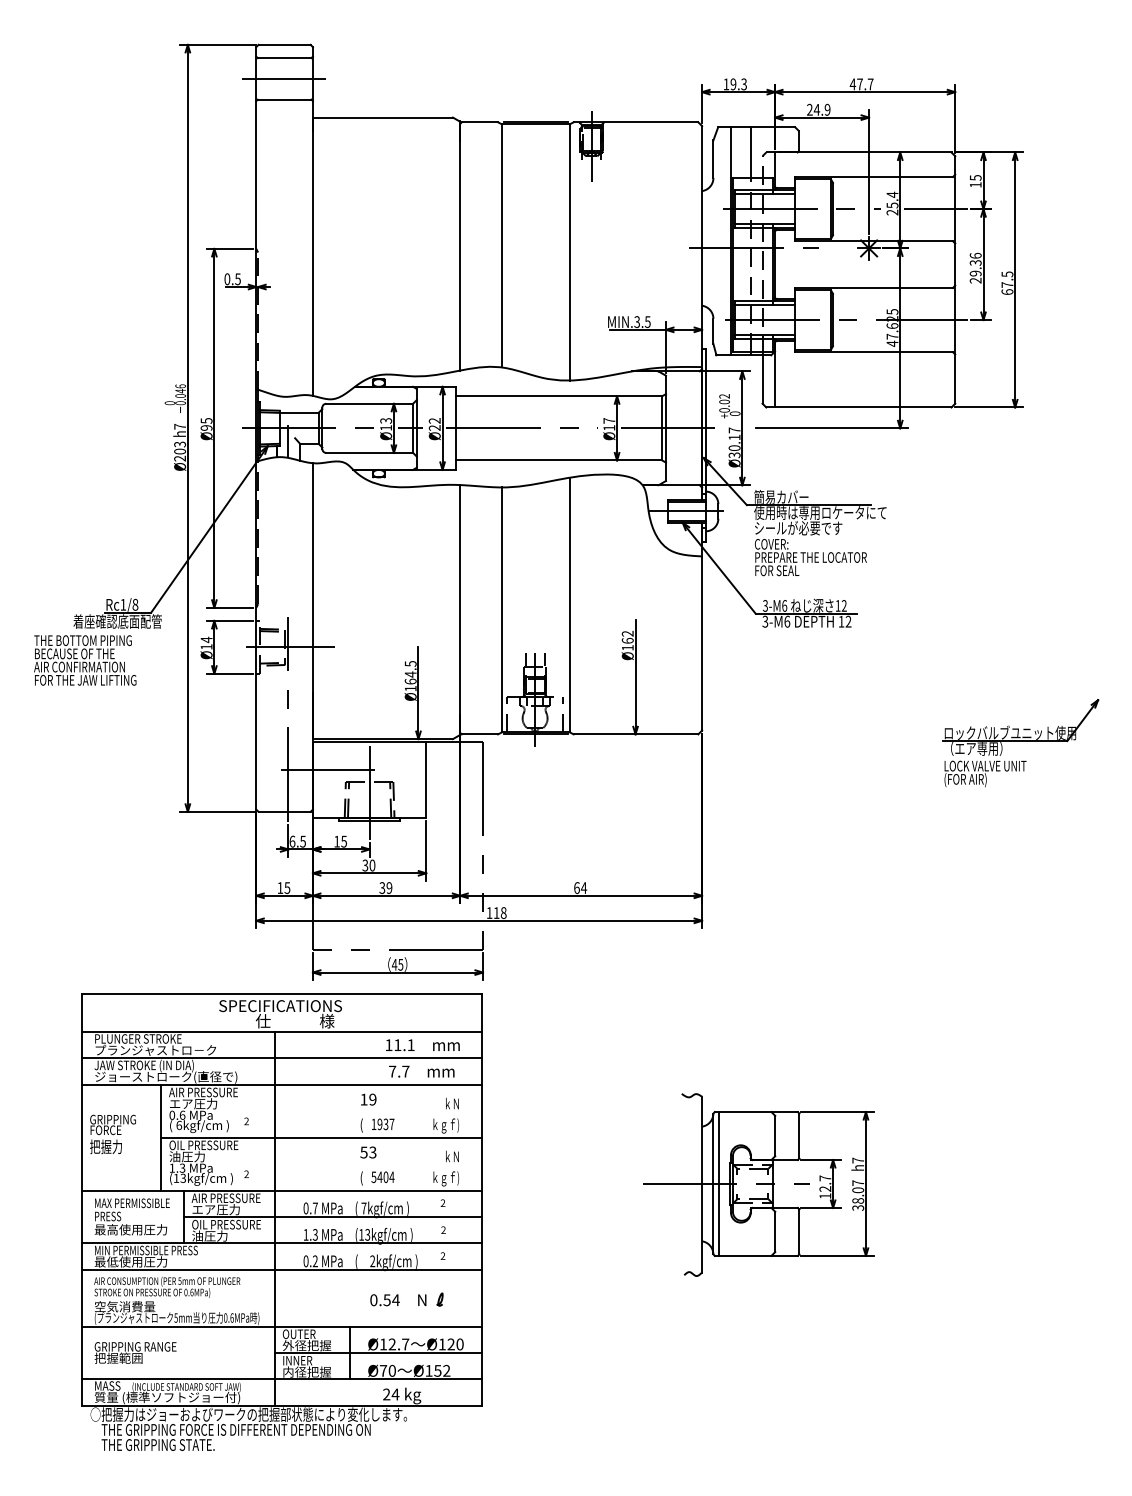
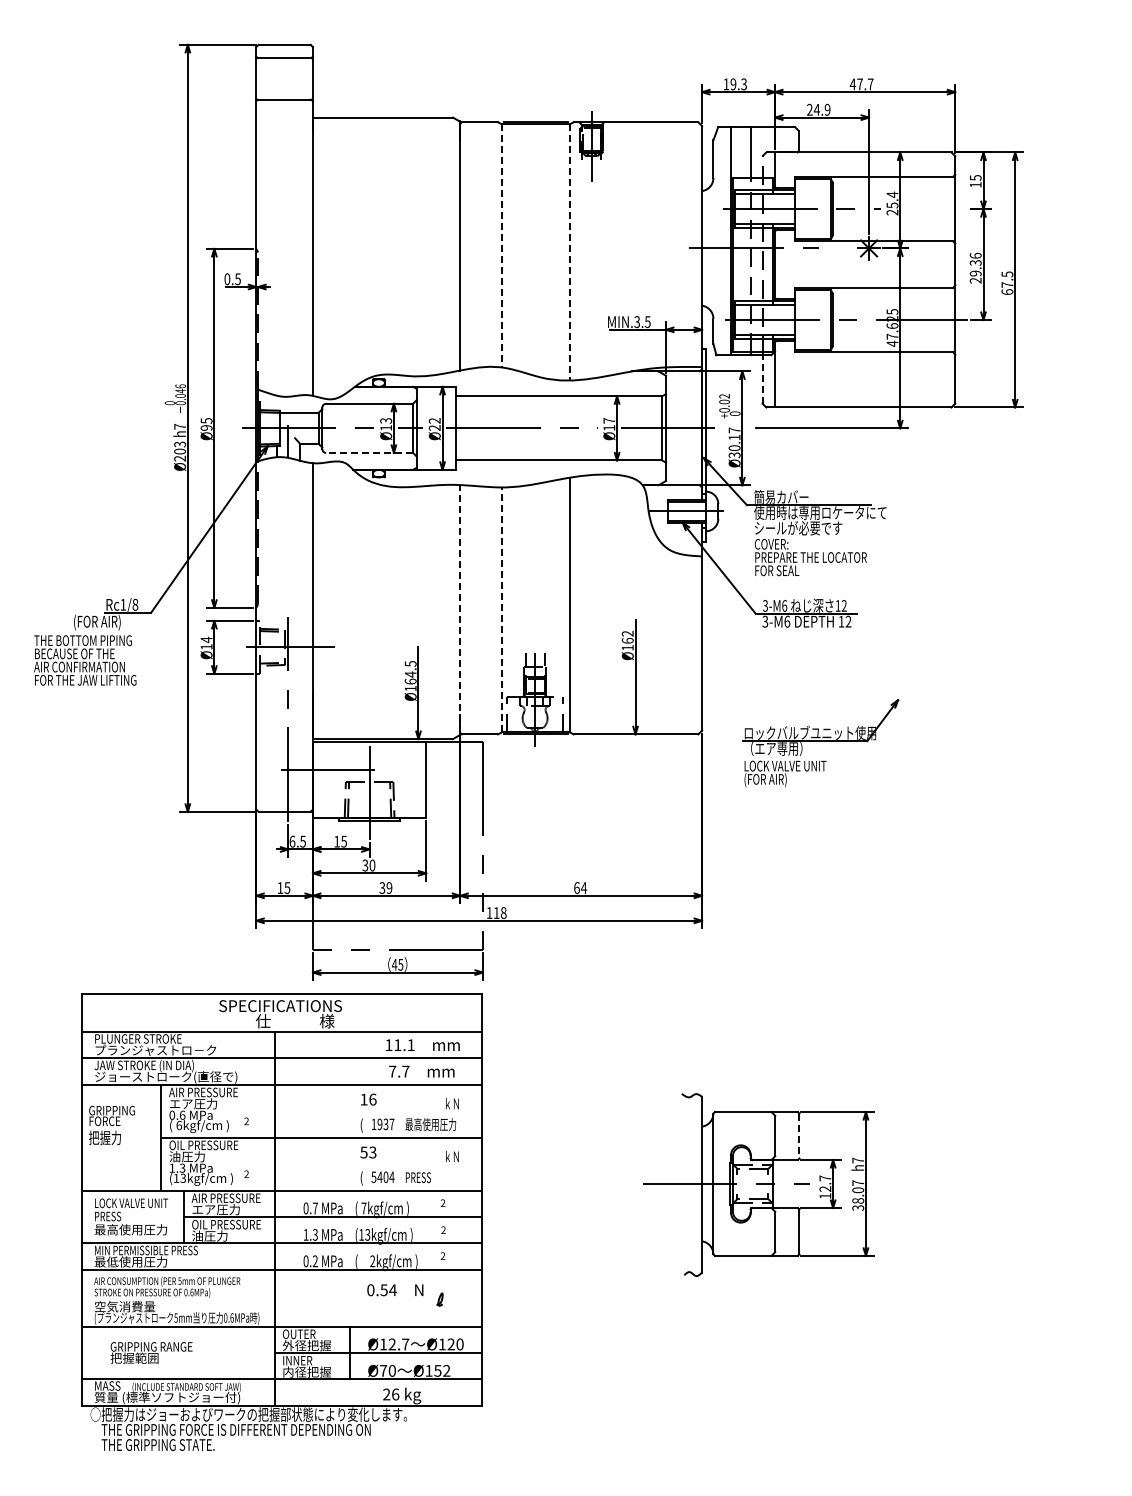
line: present -> none (283, 78)
line: present -> none (936, 209)
line: solid -> dashed (501, 245)
line: solid -> dashed (570, 252)
line: solid -> dashed (762, 379)
line: solid -> dashed (369, 452)
line: solid -> dashed (460, 608)
line: solid -> dashed (501, 609)
text: 着座確認底面配管 -> (FOR AIR) (117, 622)
part position: (1020, 743) -> (820, 743) (820, 743)
text: 19 -> 16 (372, 1099)
text: ｋｇｆ) -> 最高使用圧力 (432, 1125)
text position: (112, 1134) -> (111, 1125) (111, 1125)
line: solid -> dashed (799, 1136)
text: ｋｇｆ) -> PRESS (432, 1178)
line: present -> none (718, 1183)
text: MAX PERMISSIBLE -> LOCK VALVE UNIT (132, 1203)
text position: (398, 1300) -> (395, 1290) (395, 1290)
text position: (135, 1352) -> (151, 1352) (151, 1352)
text: 24 -> 26 (395, 1394)
